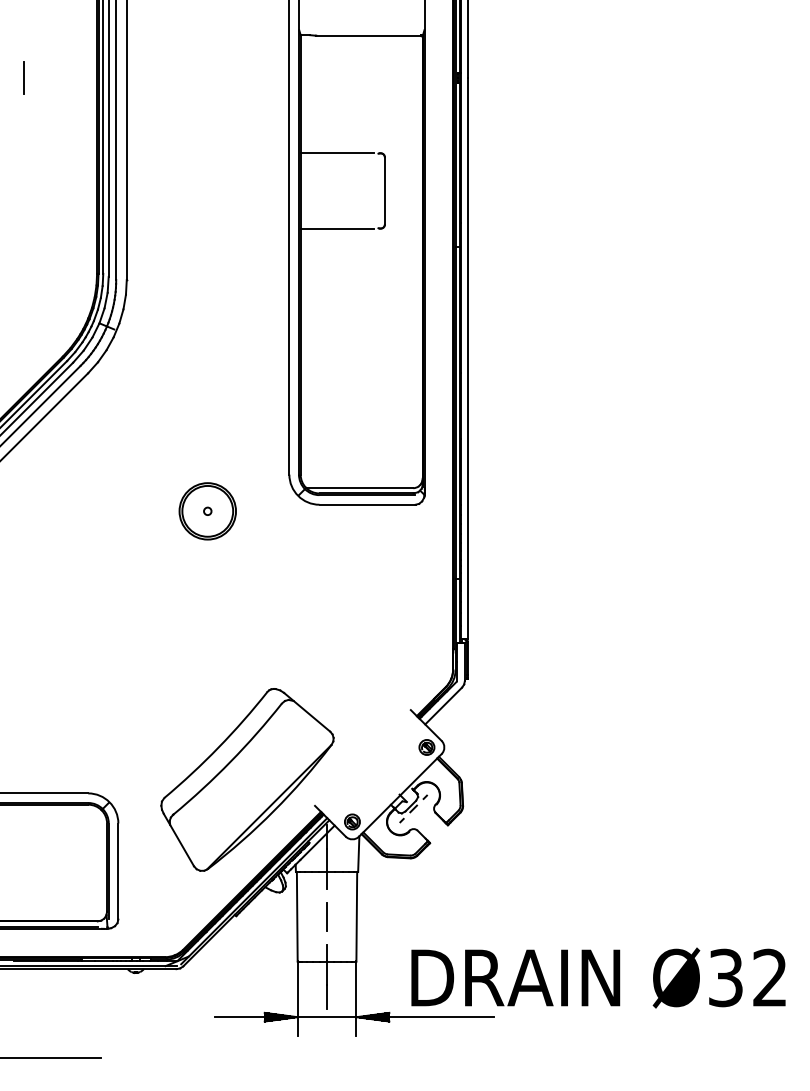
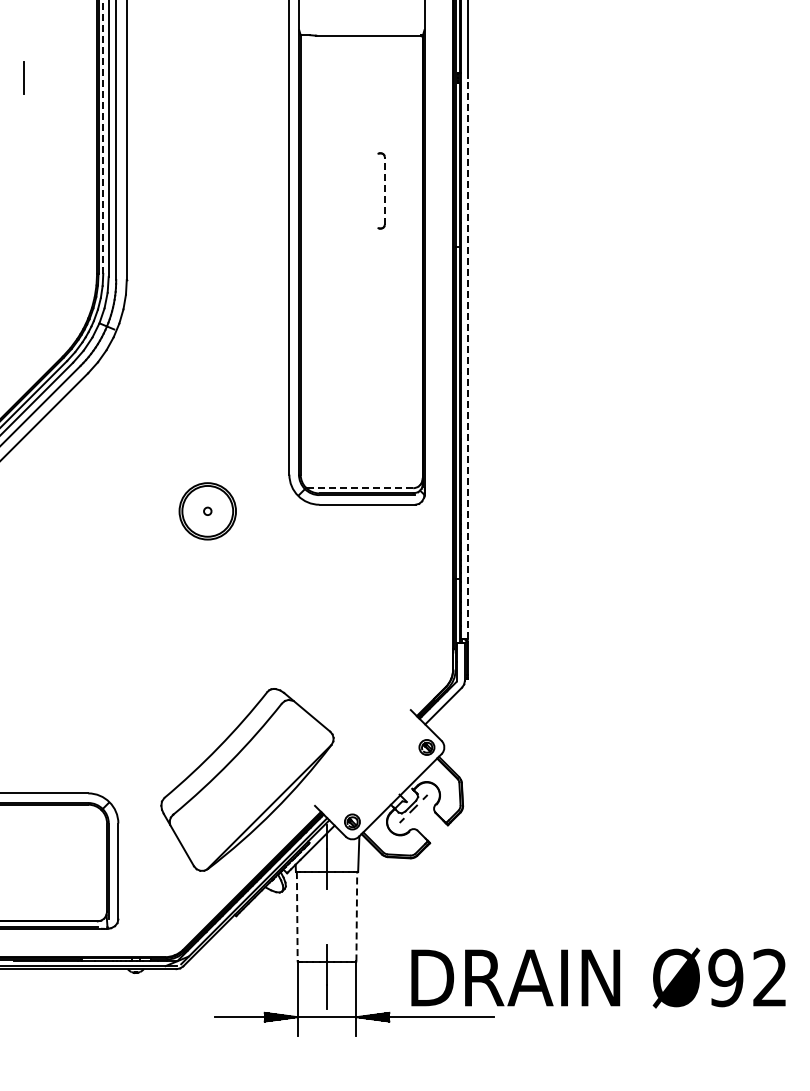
line: solid -> dashed (103, 136)
line: present -> none (337, 153)
line: solid -> dashed (384, 190)
line: present -> none (337, 228)
line: solid -> dashed (468, 358)
line: solid -> dashed (359, 488)
line: solid -> dashed (297, 916)
line: present -> none (327, 916)
line: solid -> dashed (356, 916)
text: Ø32 -> Ø92 (725, 977)
line: present -> none (51, 1058)
